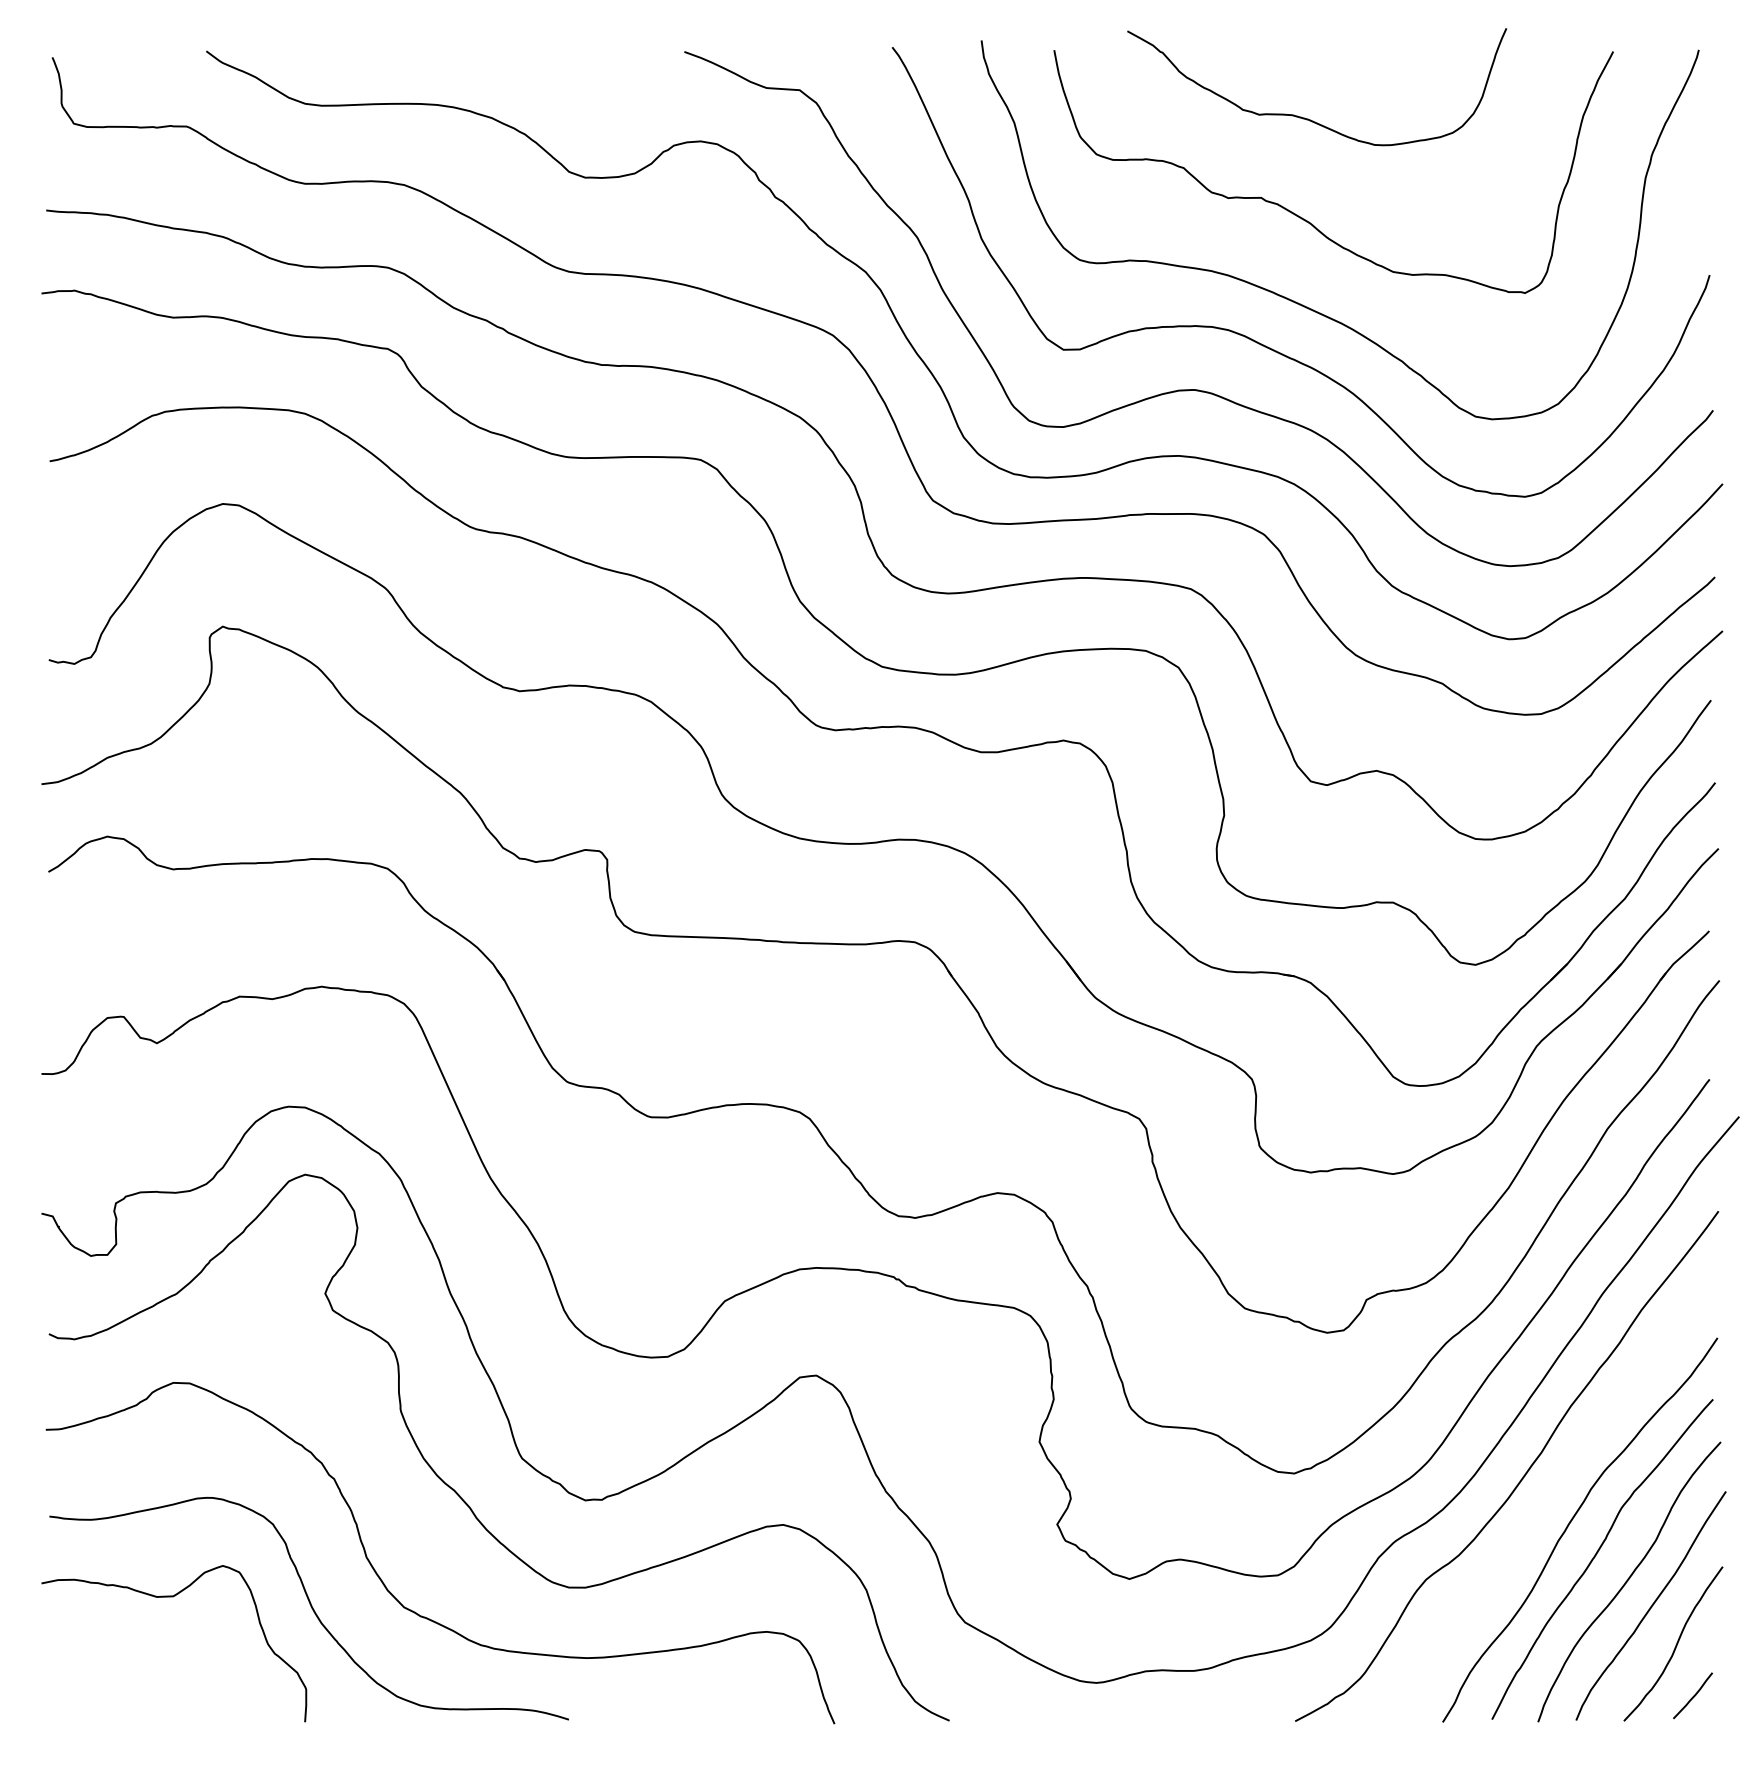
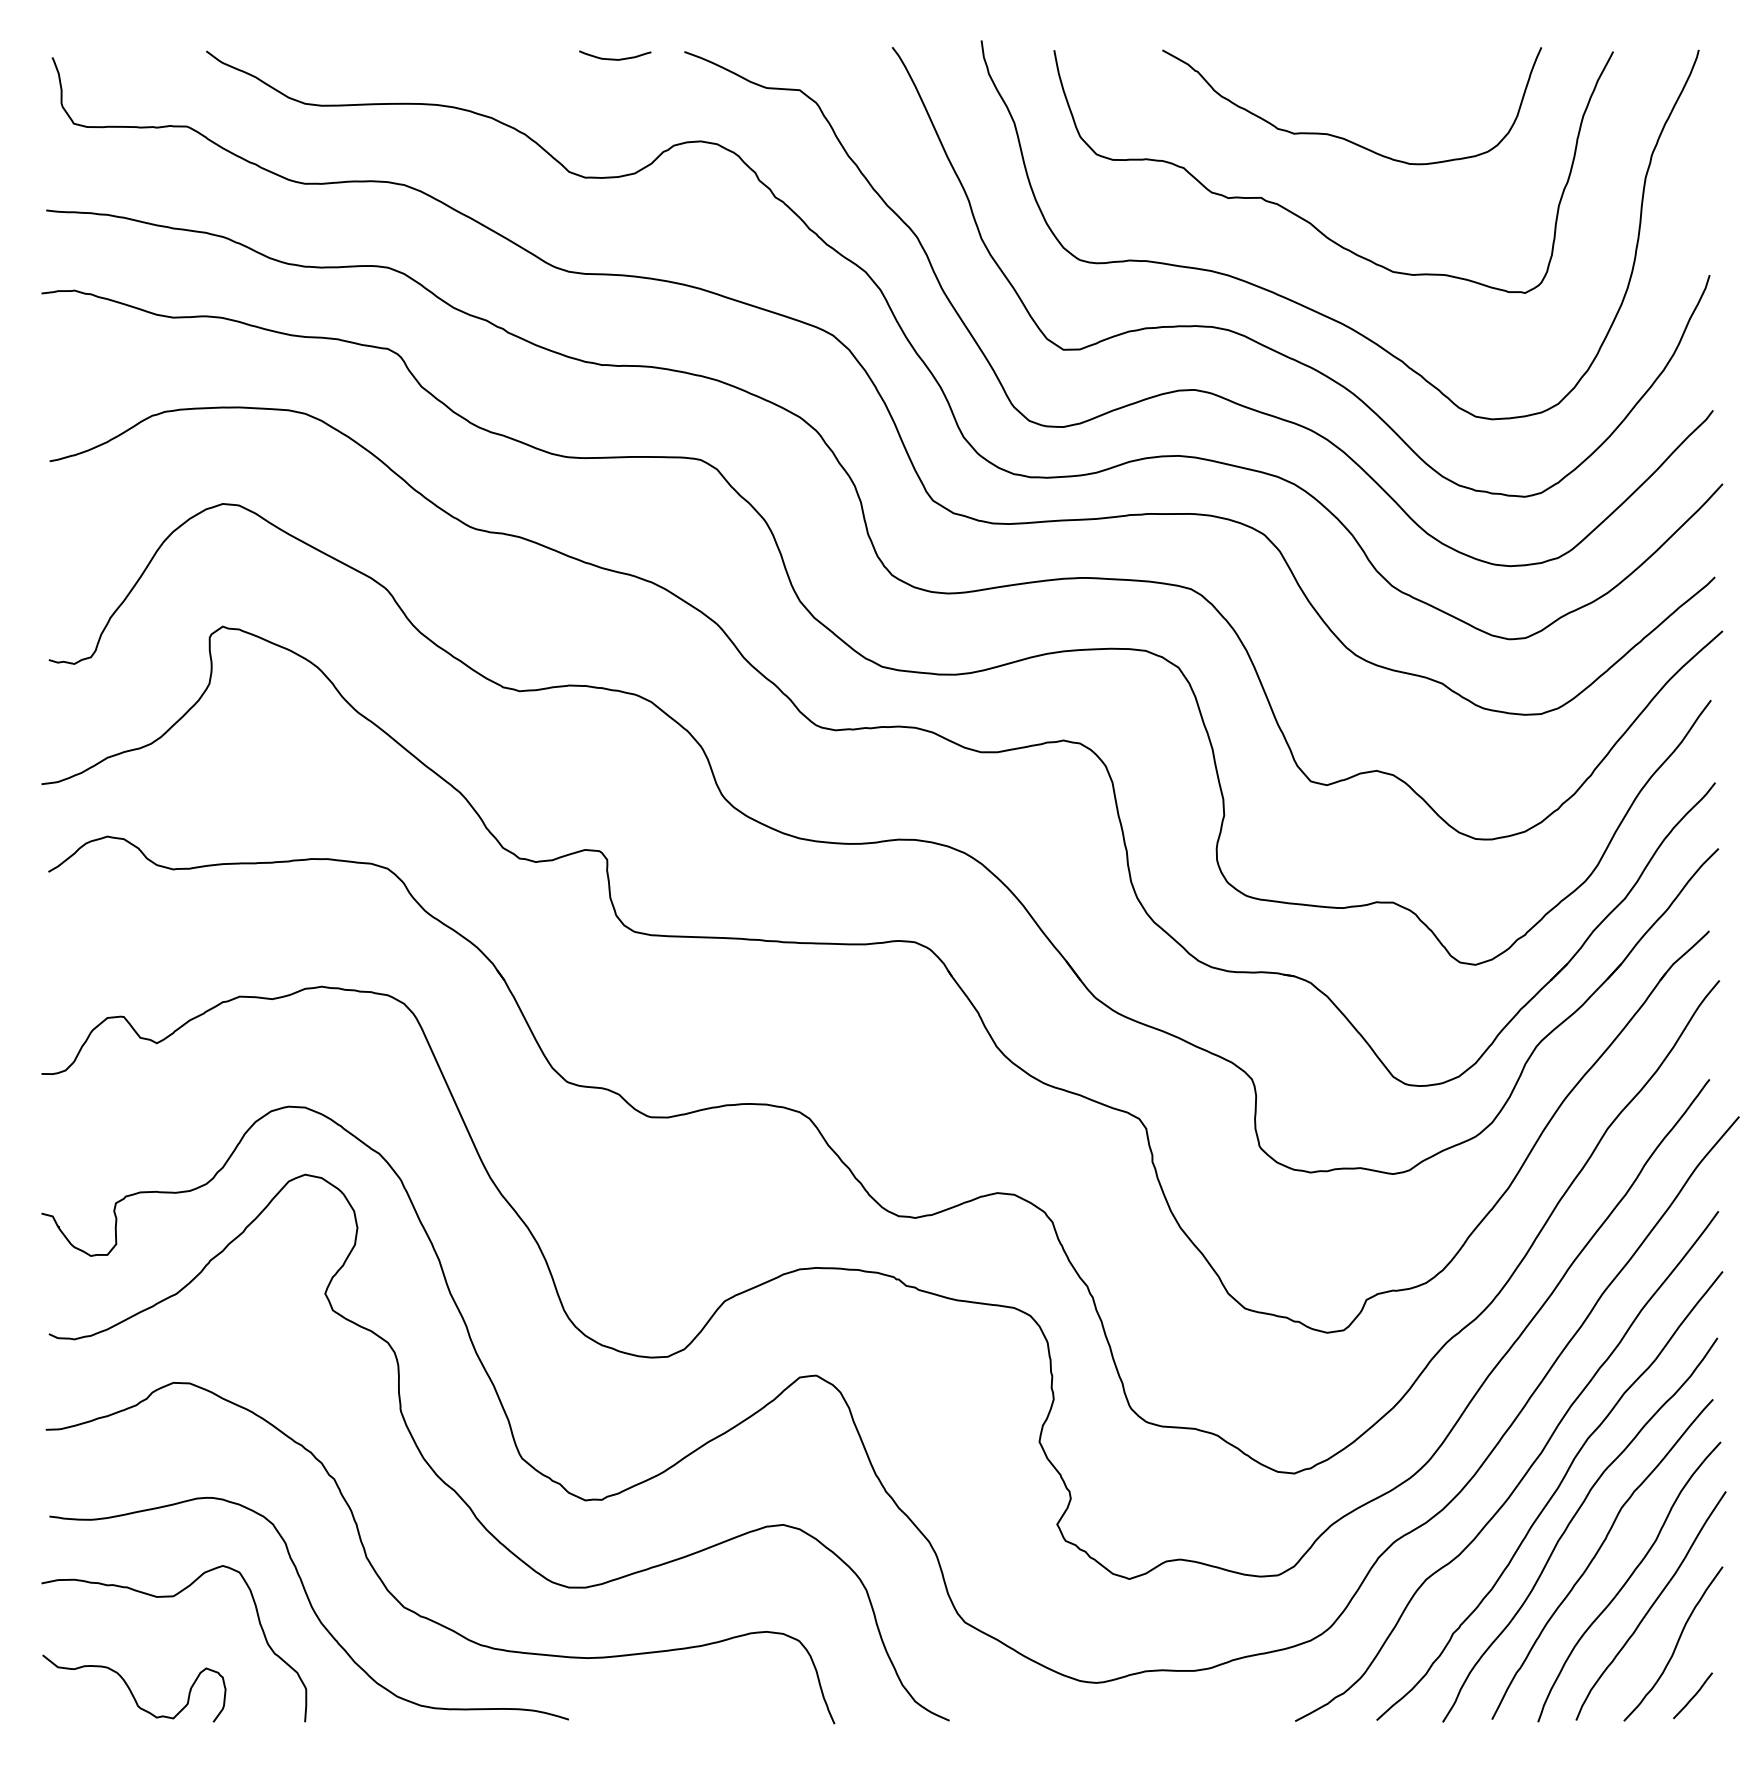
curve: none -> present (615, 58)
curve position: (1308, 118) -> (1343, 137) (1343, 137)
curve: none -> present (1551, 1495)
curve: none -> present (131, 1690)
